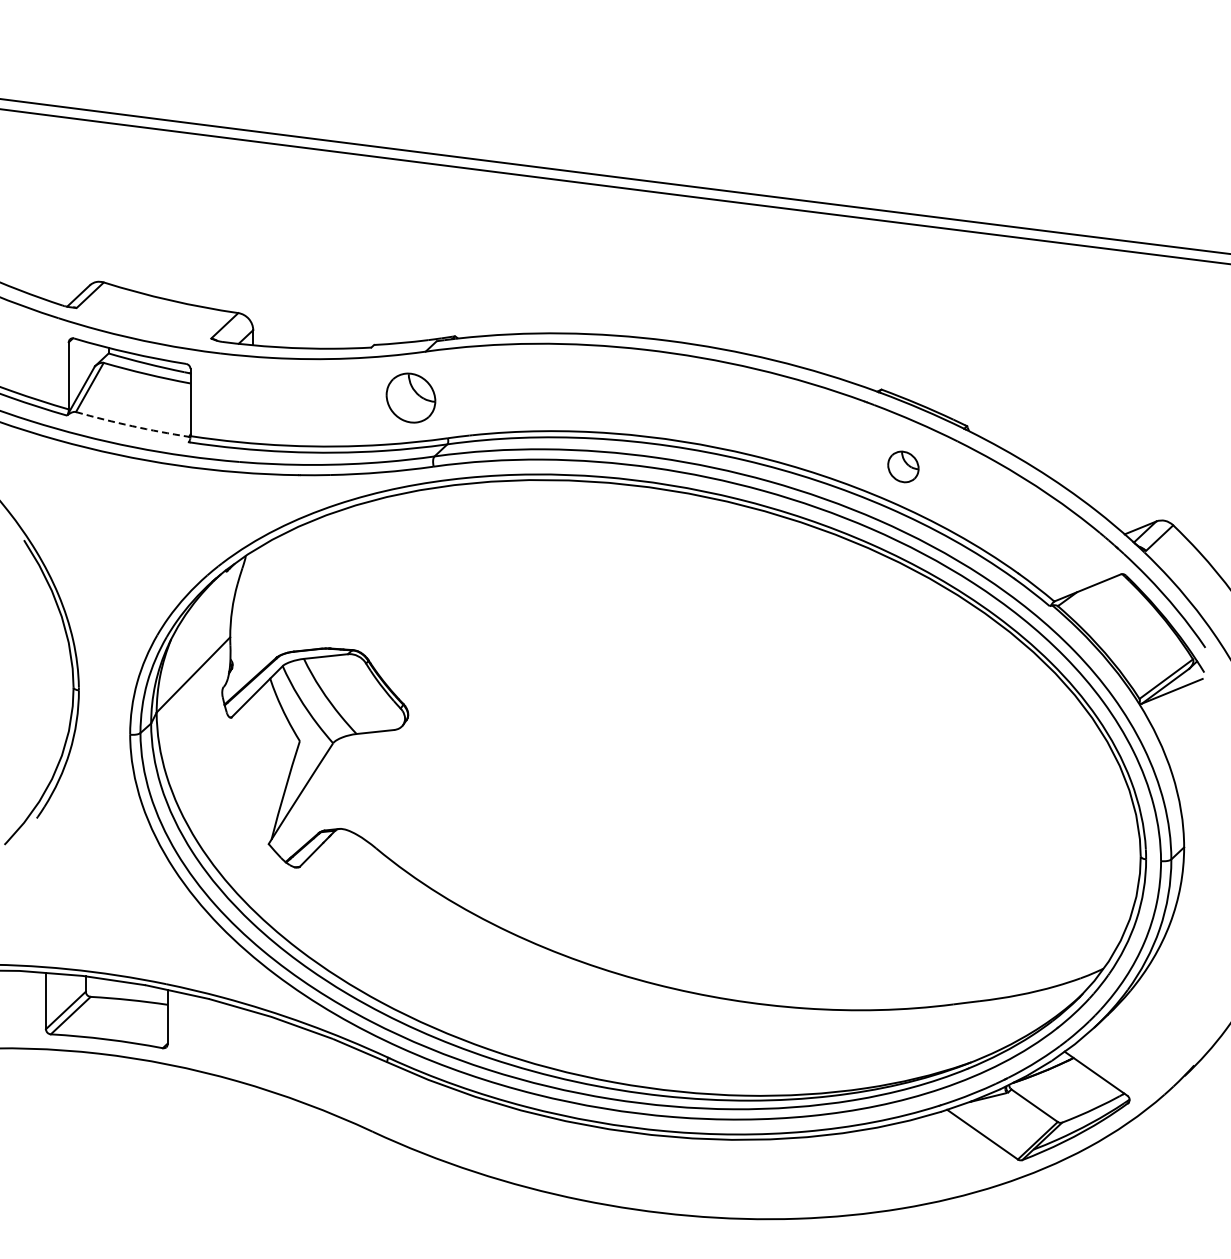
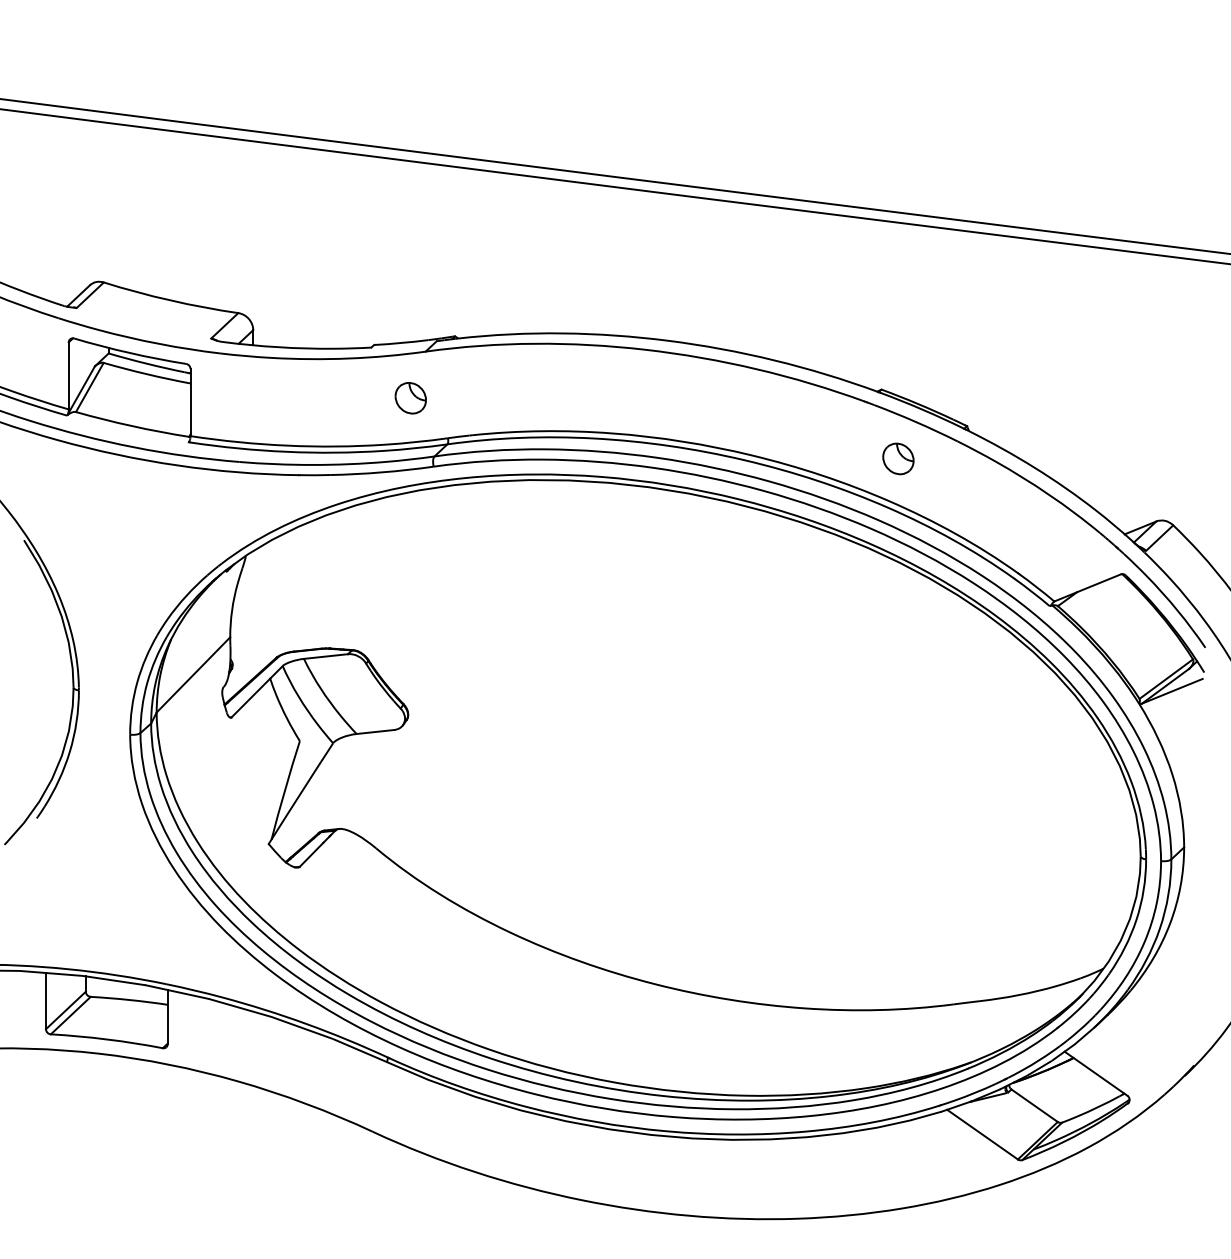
part size: 52x52 px -> 33x33 px (410, 398)
arc: dashed -> solid (132, 426)
part position: (903, 466) -> (898, 458) (898, 458)
